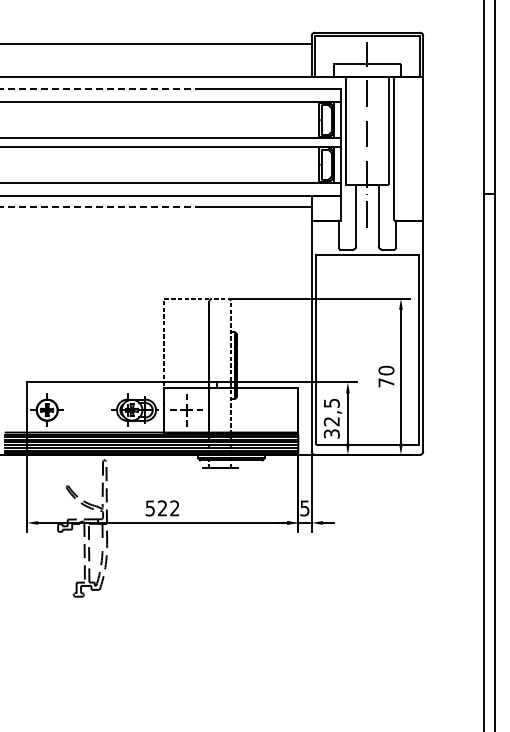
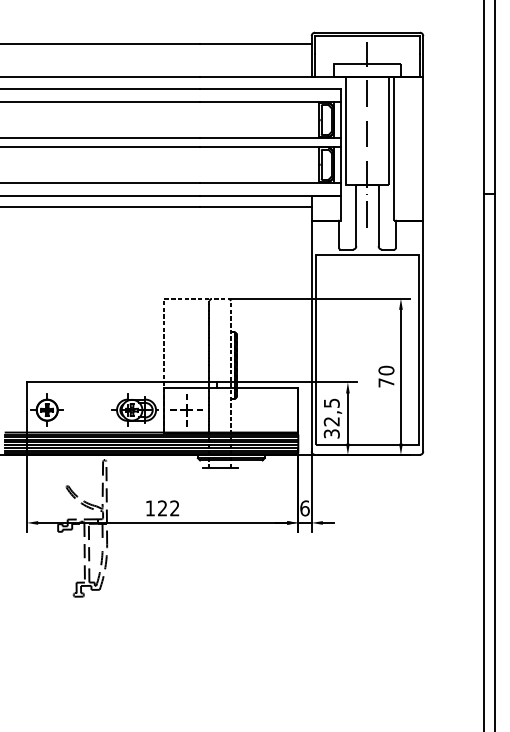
line: dashed -> solid (100, 88)
line: dashed -> solid (100, 207)
text: 522 -> 122 (149, 508)
text: 5 -> 6 (304, 508)
